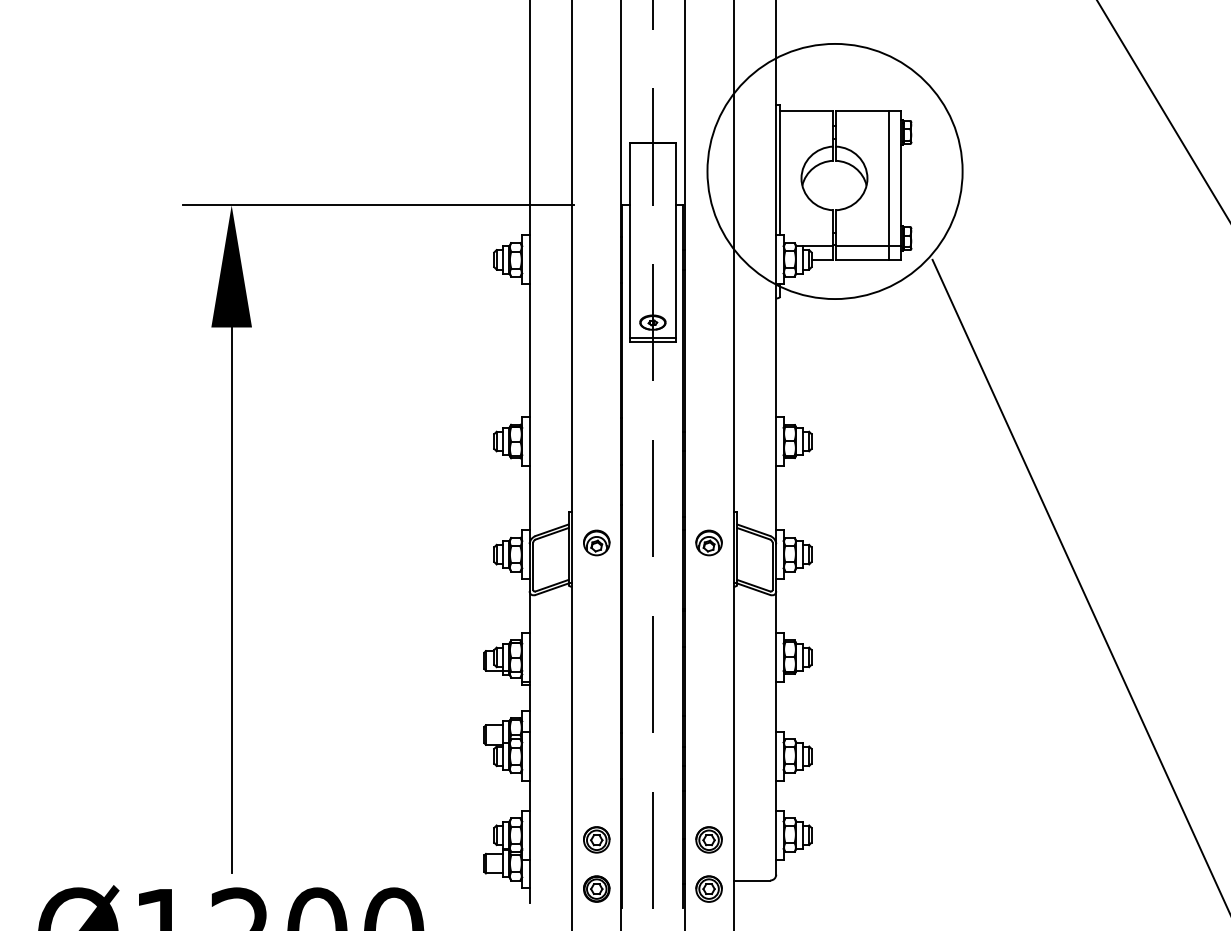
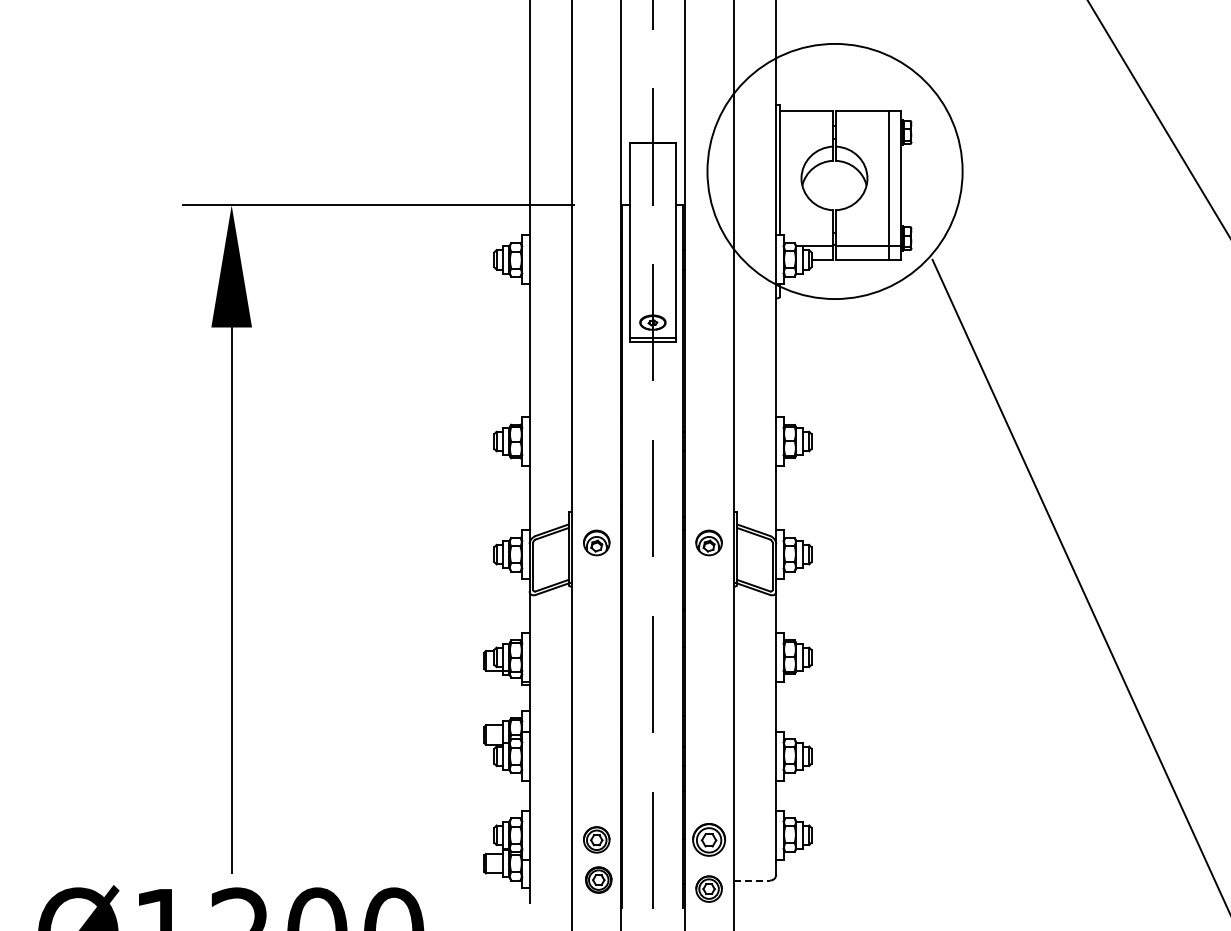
line position: (1162, 109) -> (1157, 117) (1157, 117)
part size: 28x28 px -> 35x34 px (709, 839)
line: solid -> dashed (752, 880)
part position: (596, 888) -> (598, 879) (598, 879)
